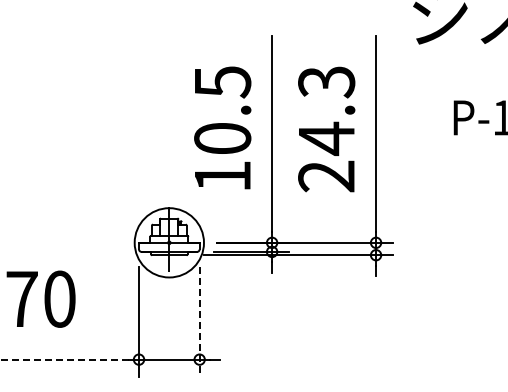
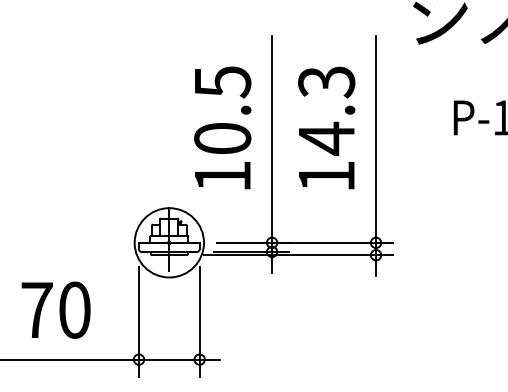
text: 24.3 -> 14.3 (326, 176)
text position: (40, 298) -> (55, 309) (55, 309)
line: dashed -> solid (199, 322)
line: dashed -> solid (63, 359)
